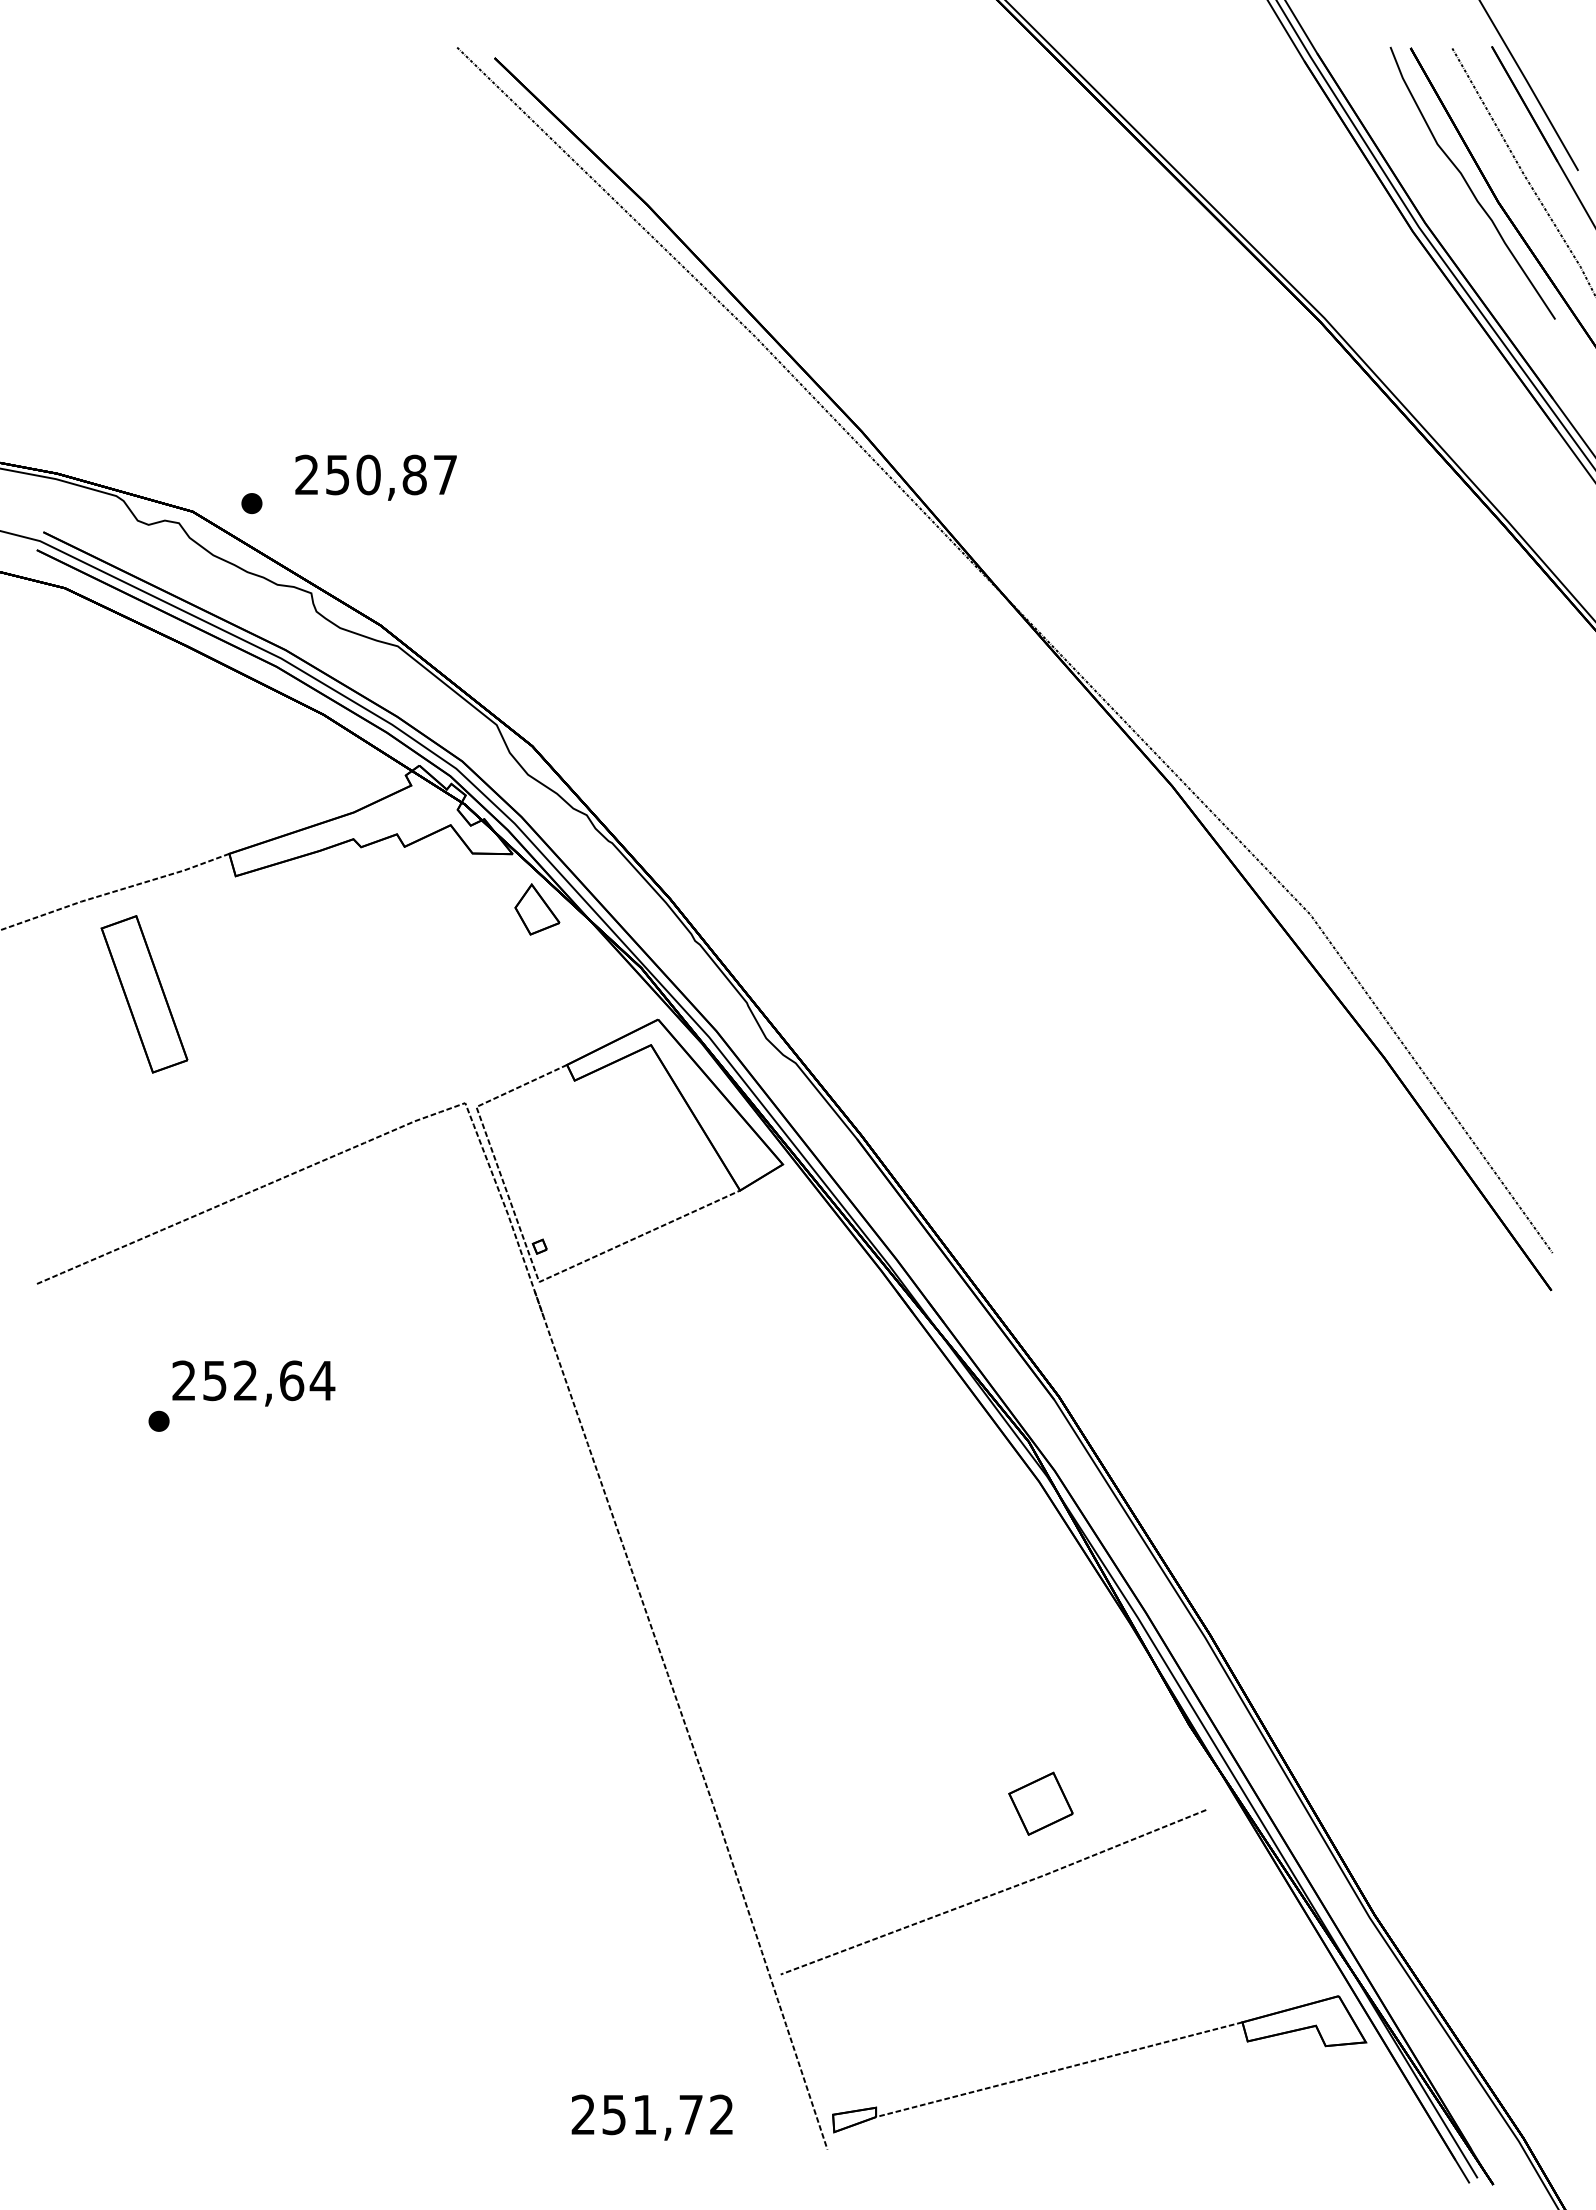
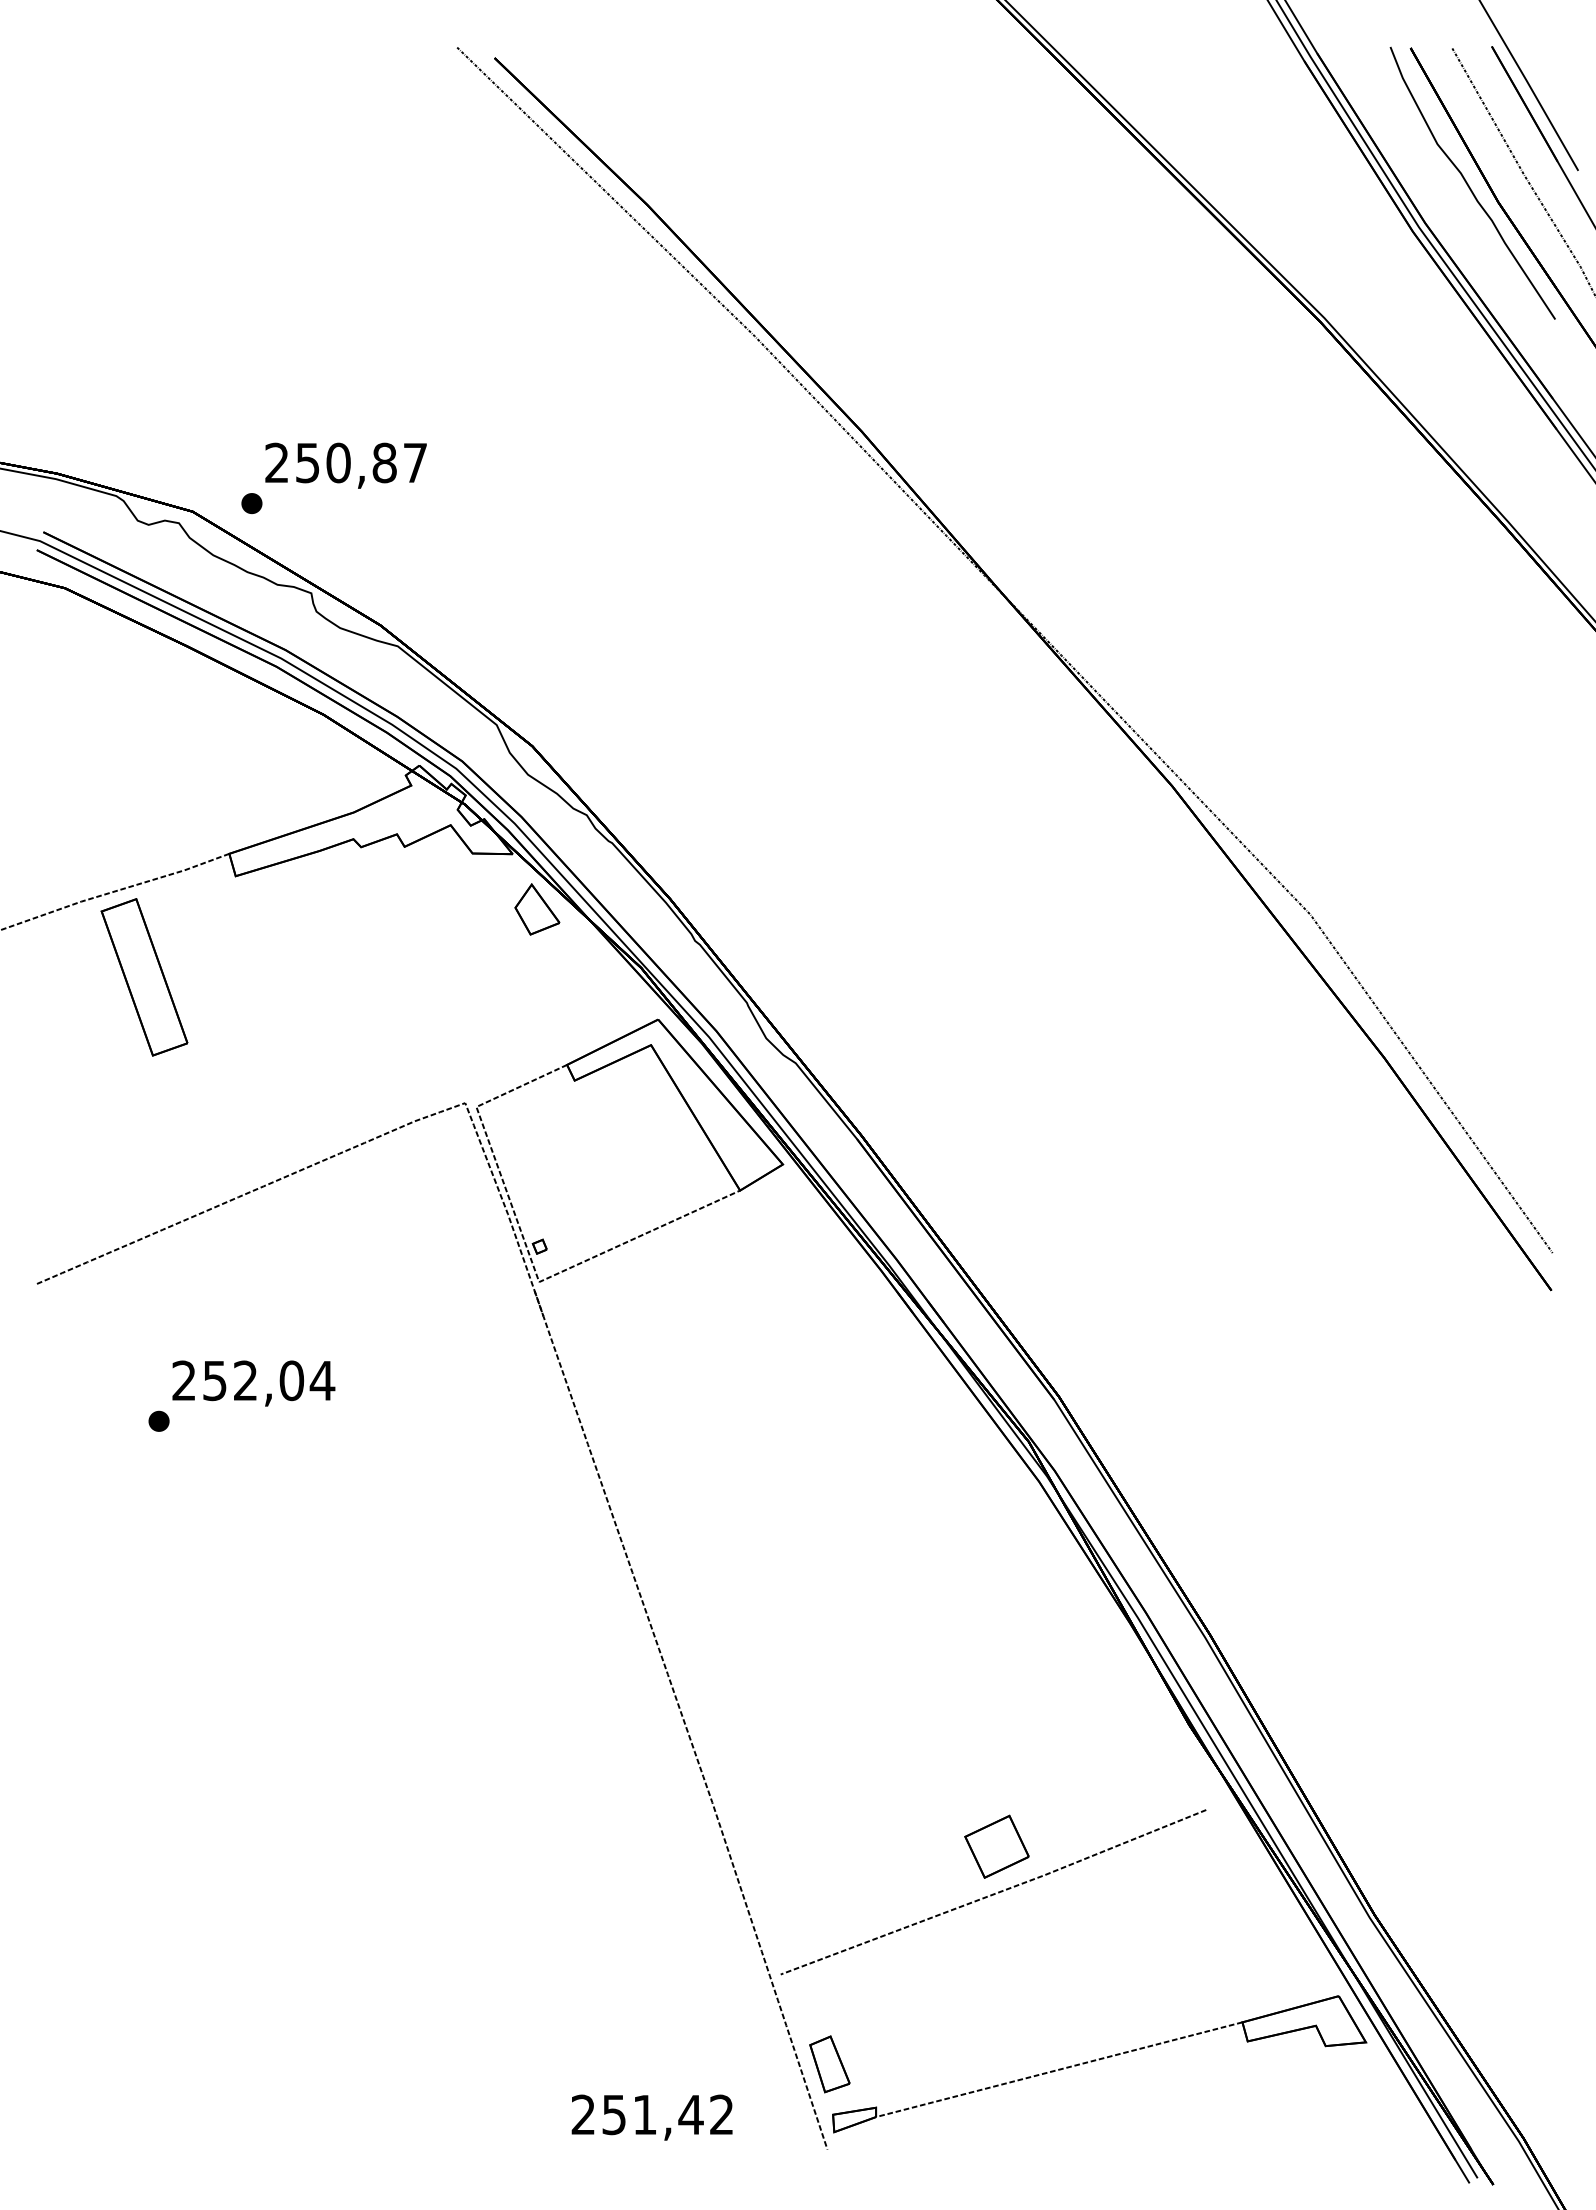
text position: (375, 477) -> (345, 465) (345, 465)
part position: (144, 994) -> (144, 977) (144, 977)
text: 252,64 -> 252,04 (291, 1380)
part position: (1040, 1803) -> (996, 1846) (996, 1846)
part: none -> present (829, 2064)
text: 251,72 -> 251,42 (690, 2114)
